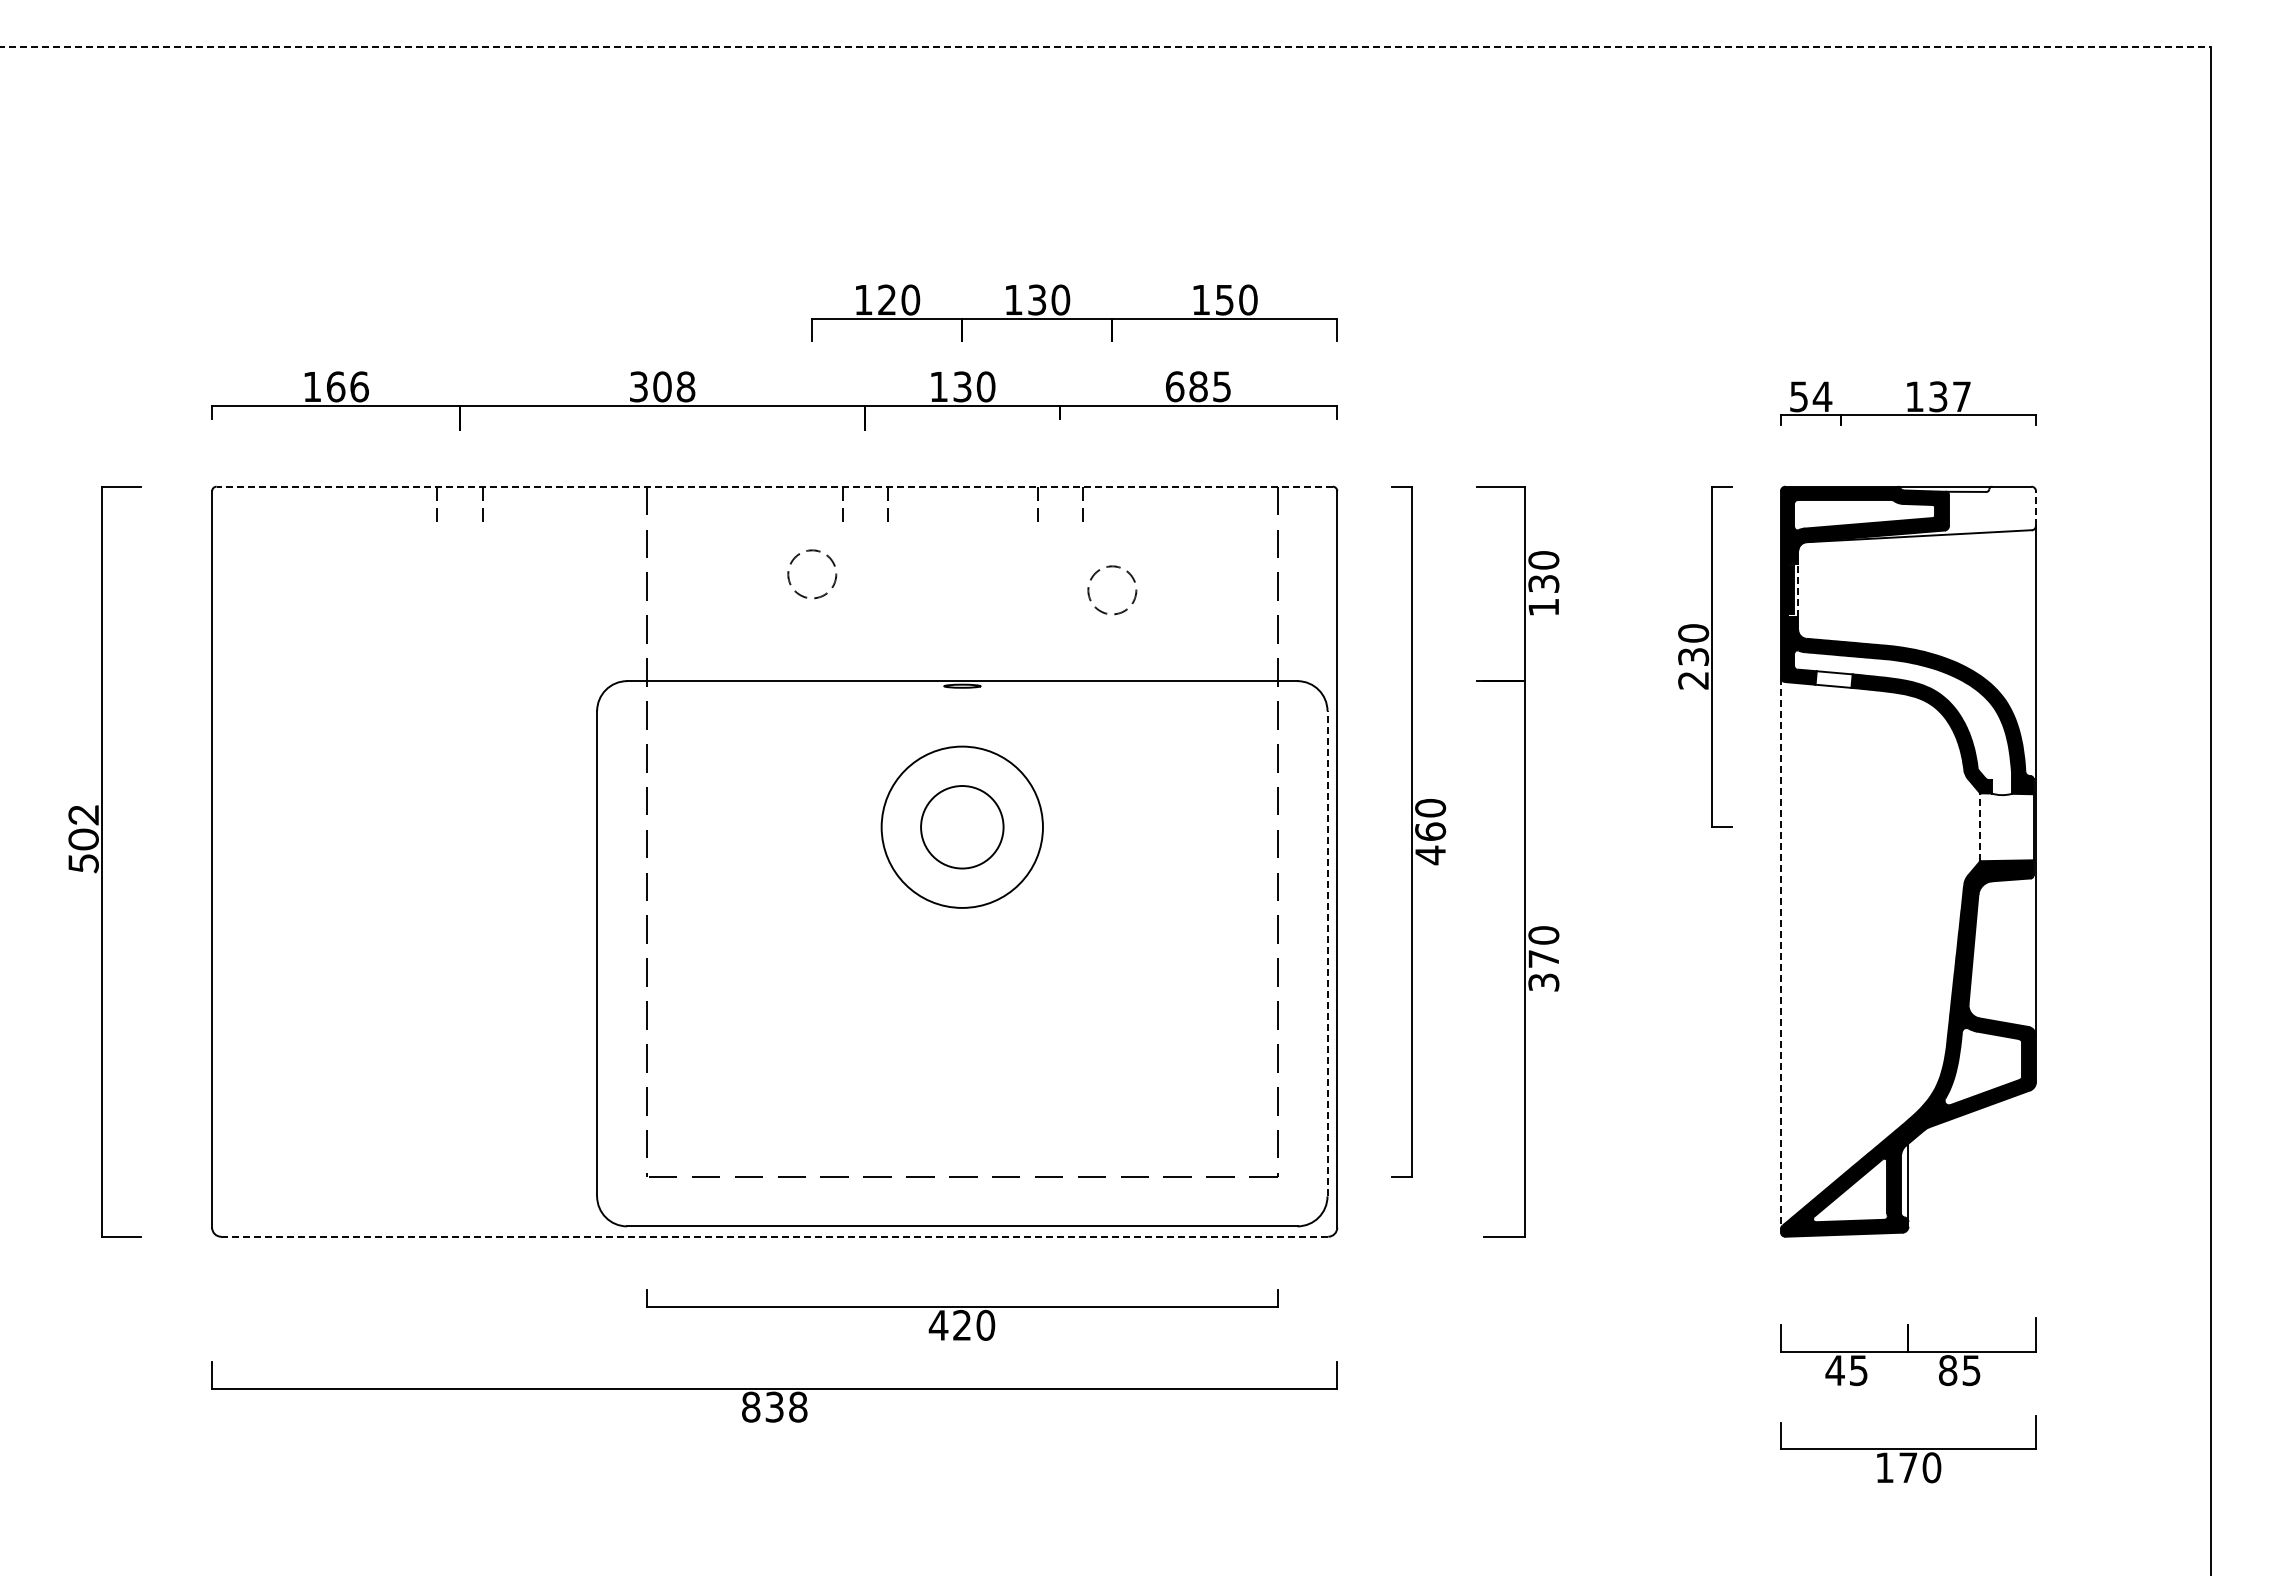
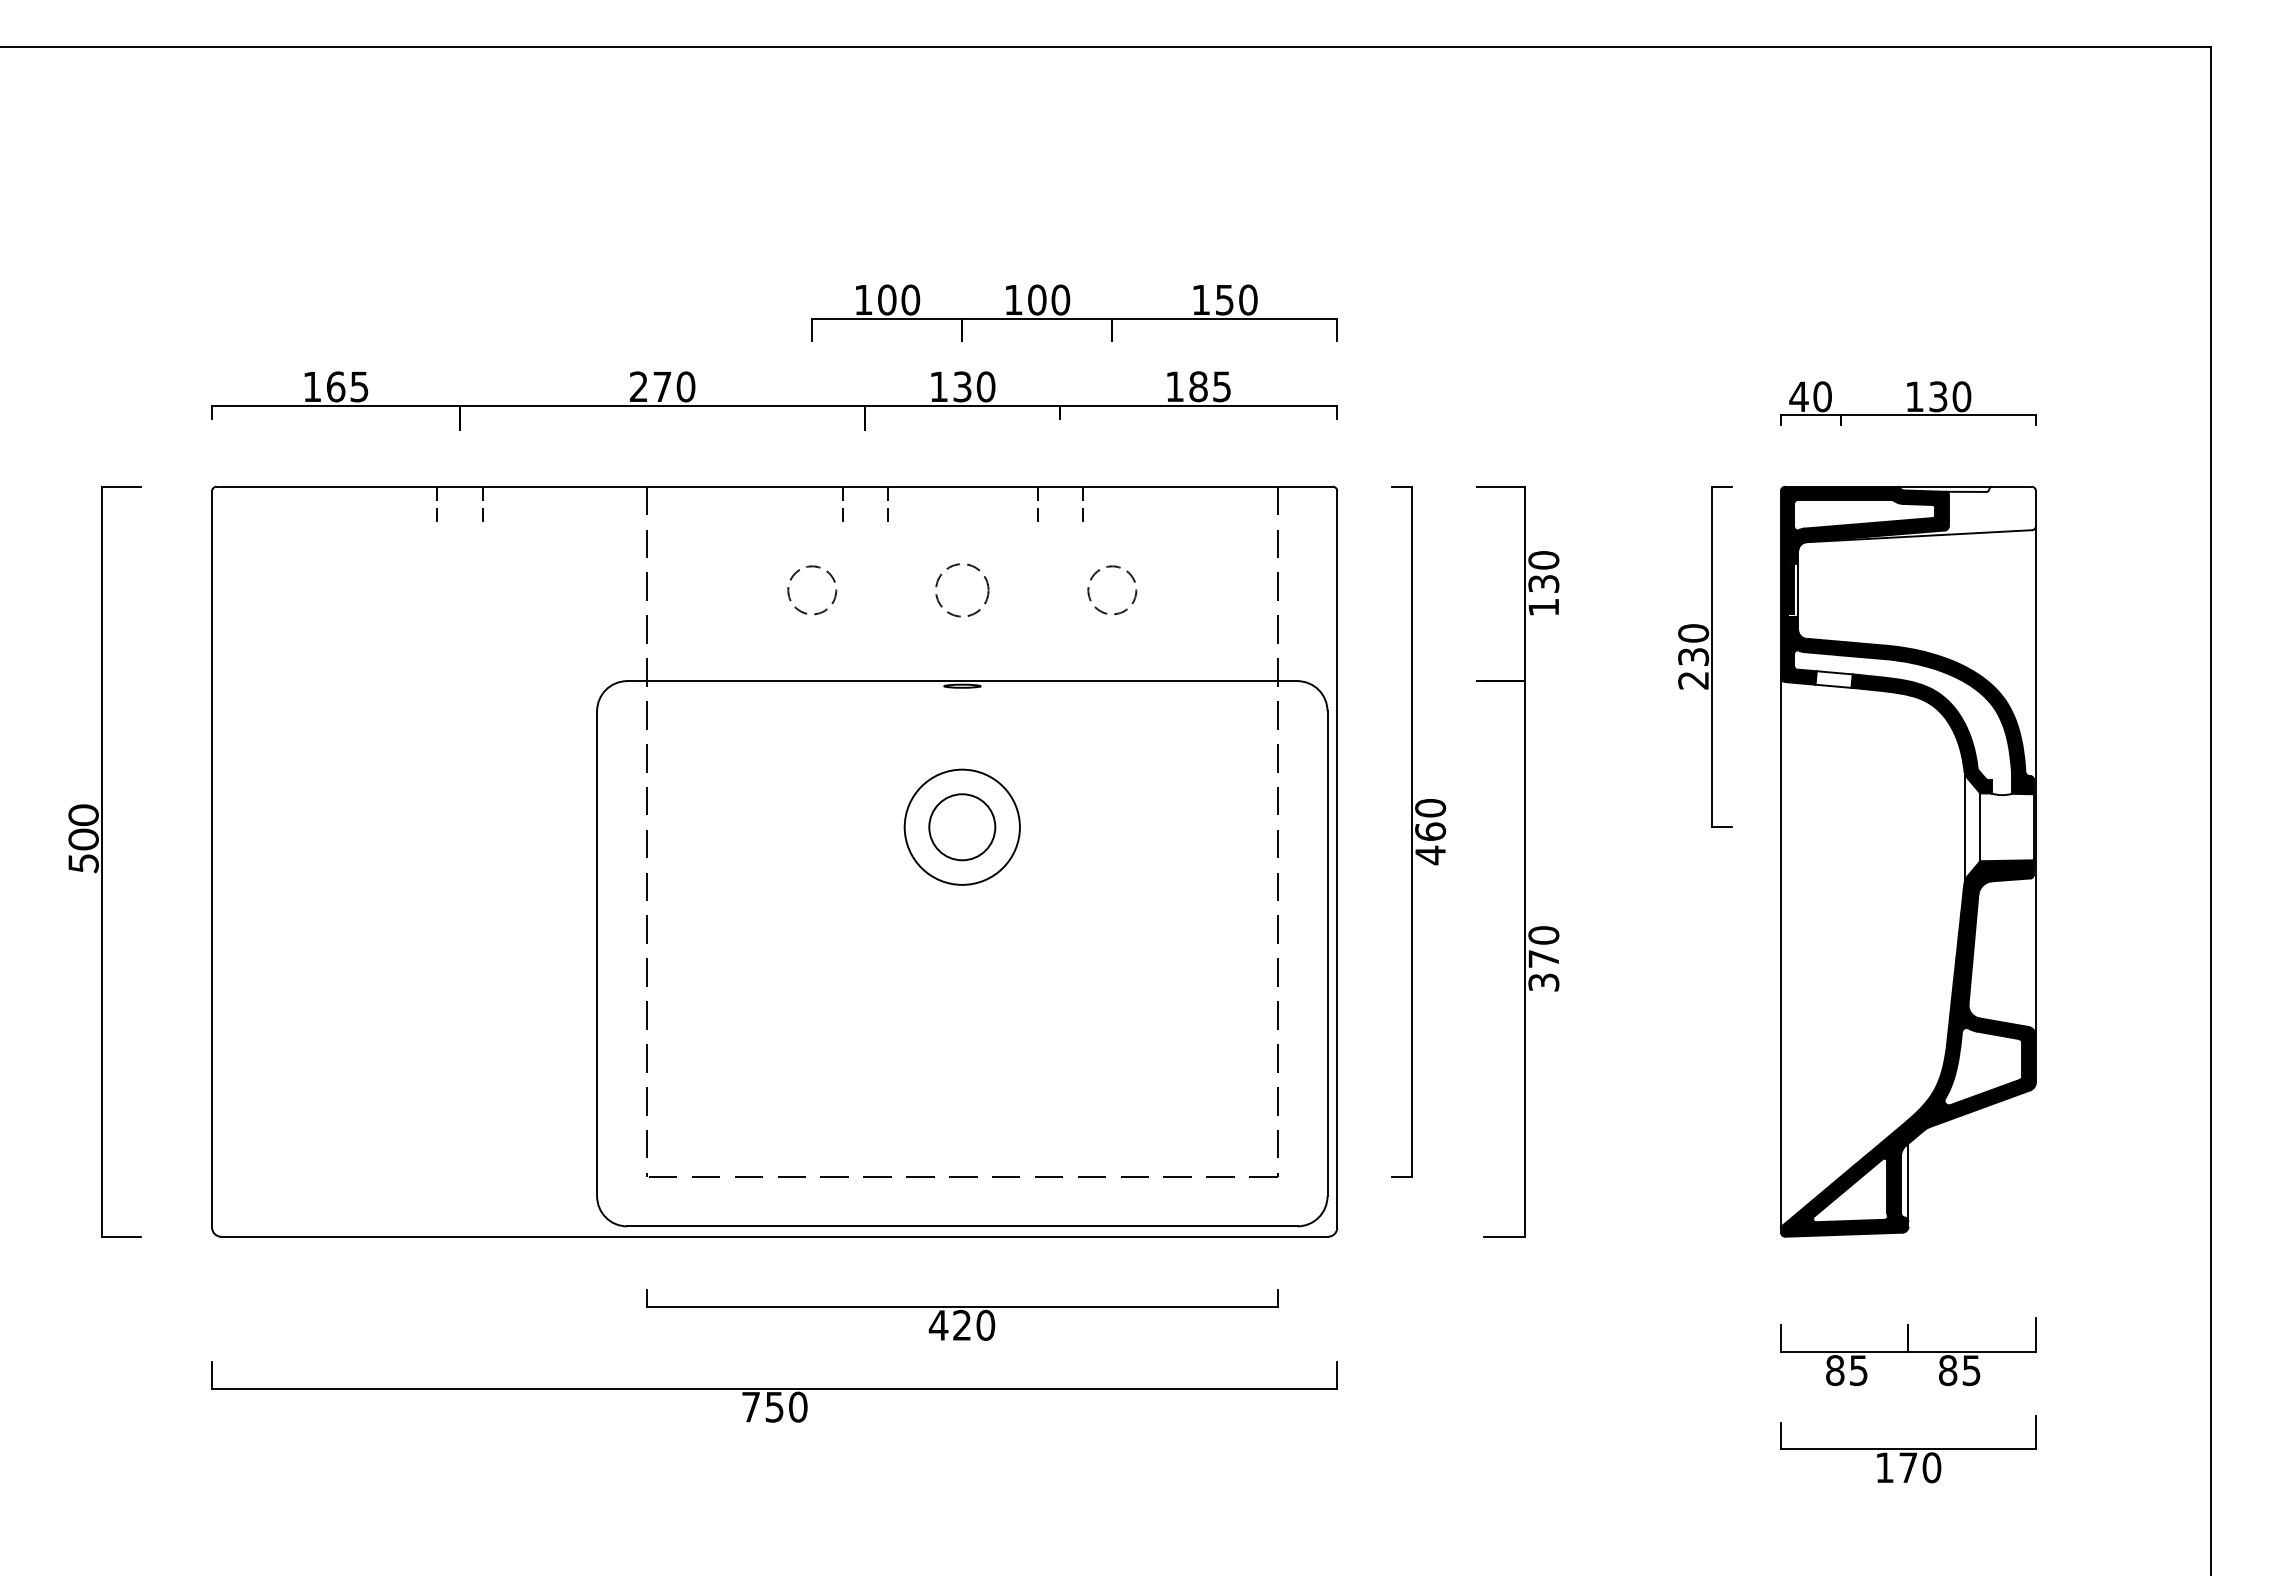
line: dashed -> solid (1105, 47)
text: 120 -> 100 (887, 299)
text: 130 -> 100 (1037, 299)
text: 166 -> 165 (359, 386)
text: 308 -> 270 (662, 386)
text: 685 -> 185 (1175, 386)
text: 54 -> 40 (1810, 396)
text: 137 -> 130 (1961, 396)
line: dashed -> solid (774, 486)
line: dashed -> solid (2035, 508)
circle position: (812, 574) -> (812, 590) (812, 590)
line: dashed -> solid (1798, 589)
circle: none -> present (962, 590)
text: 502 -> 500 (83, 815)
circle diameter: 161 px -> 115 px (961, 826)
line: none -> present (1964, 826)
circle diameter: 83 px -> 66 px (962, 827)
line: dashed -> solid (1980, 827)
line: dashed -> solid (1327, 953)
line: dashed -> solid (1780, 953)
line: dashed -> solid (774, 1236)
text: 45 -> 85 (1834, 1370)
text: 838 -> 750 (774, 1406)
